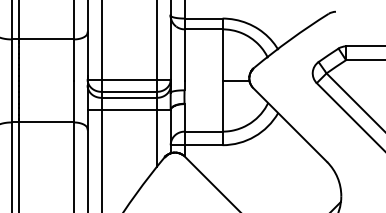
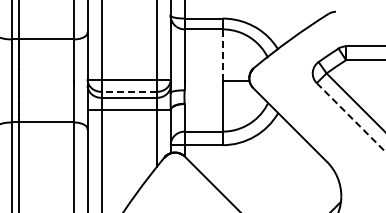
line: solid -> dashed (222, 55)
line: solid -> dashed (129, 91)
line: solid -> dashed (351, 117)
